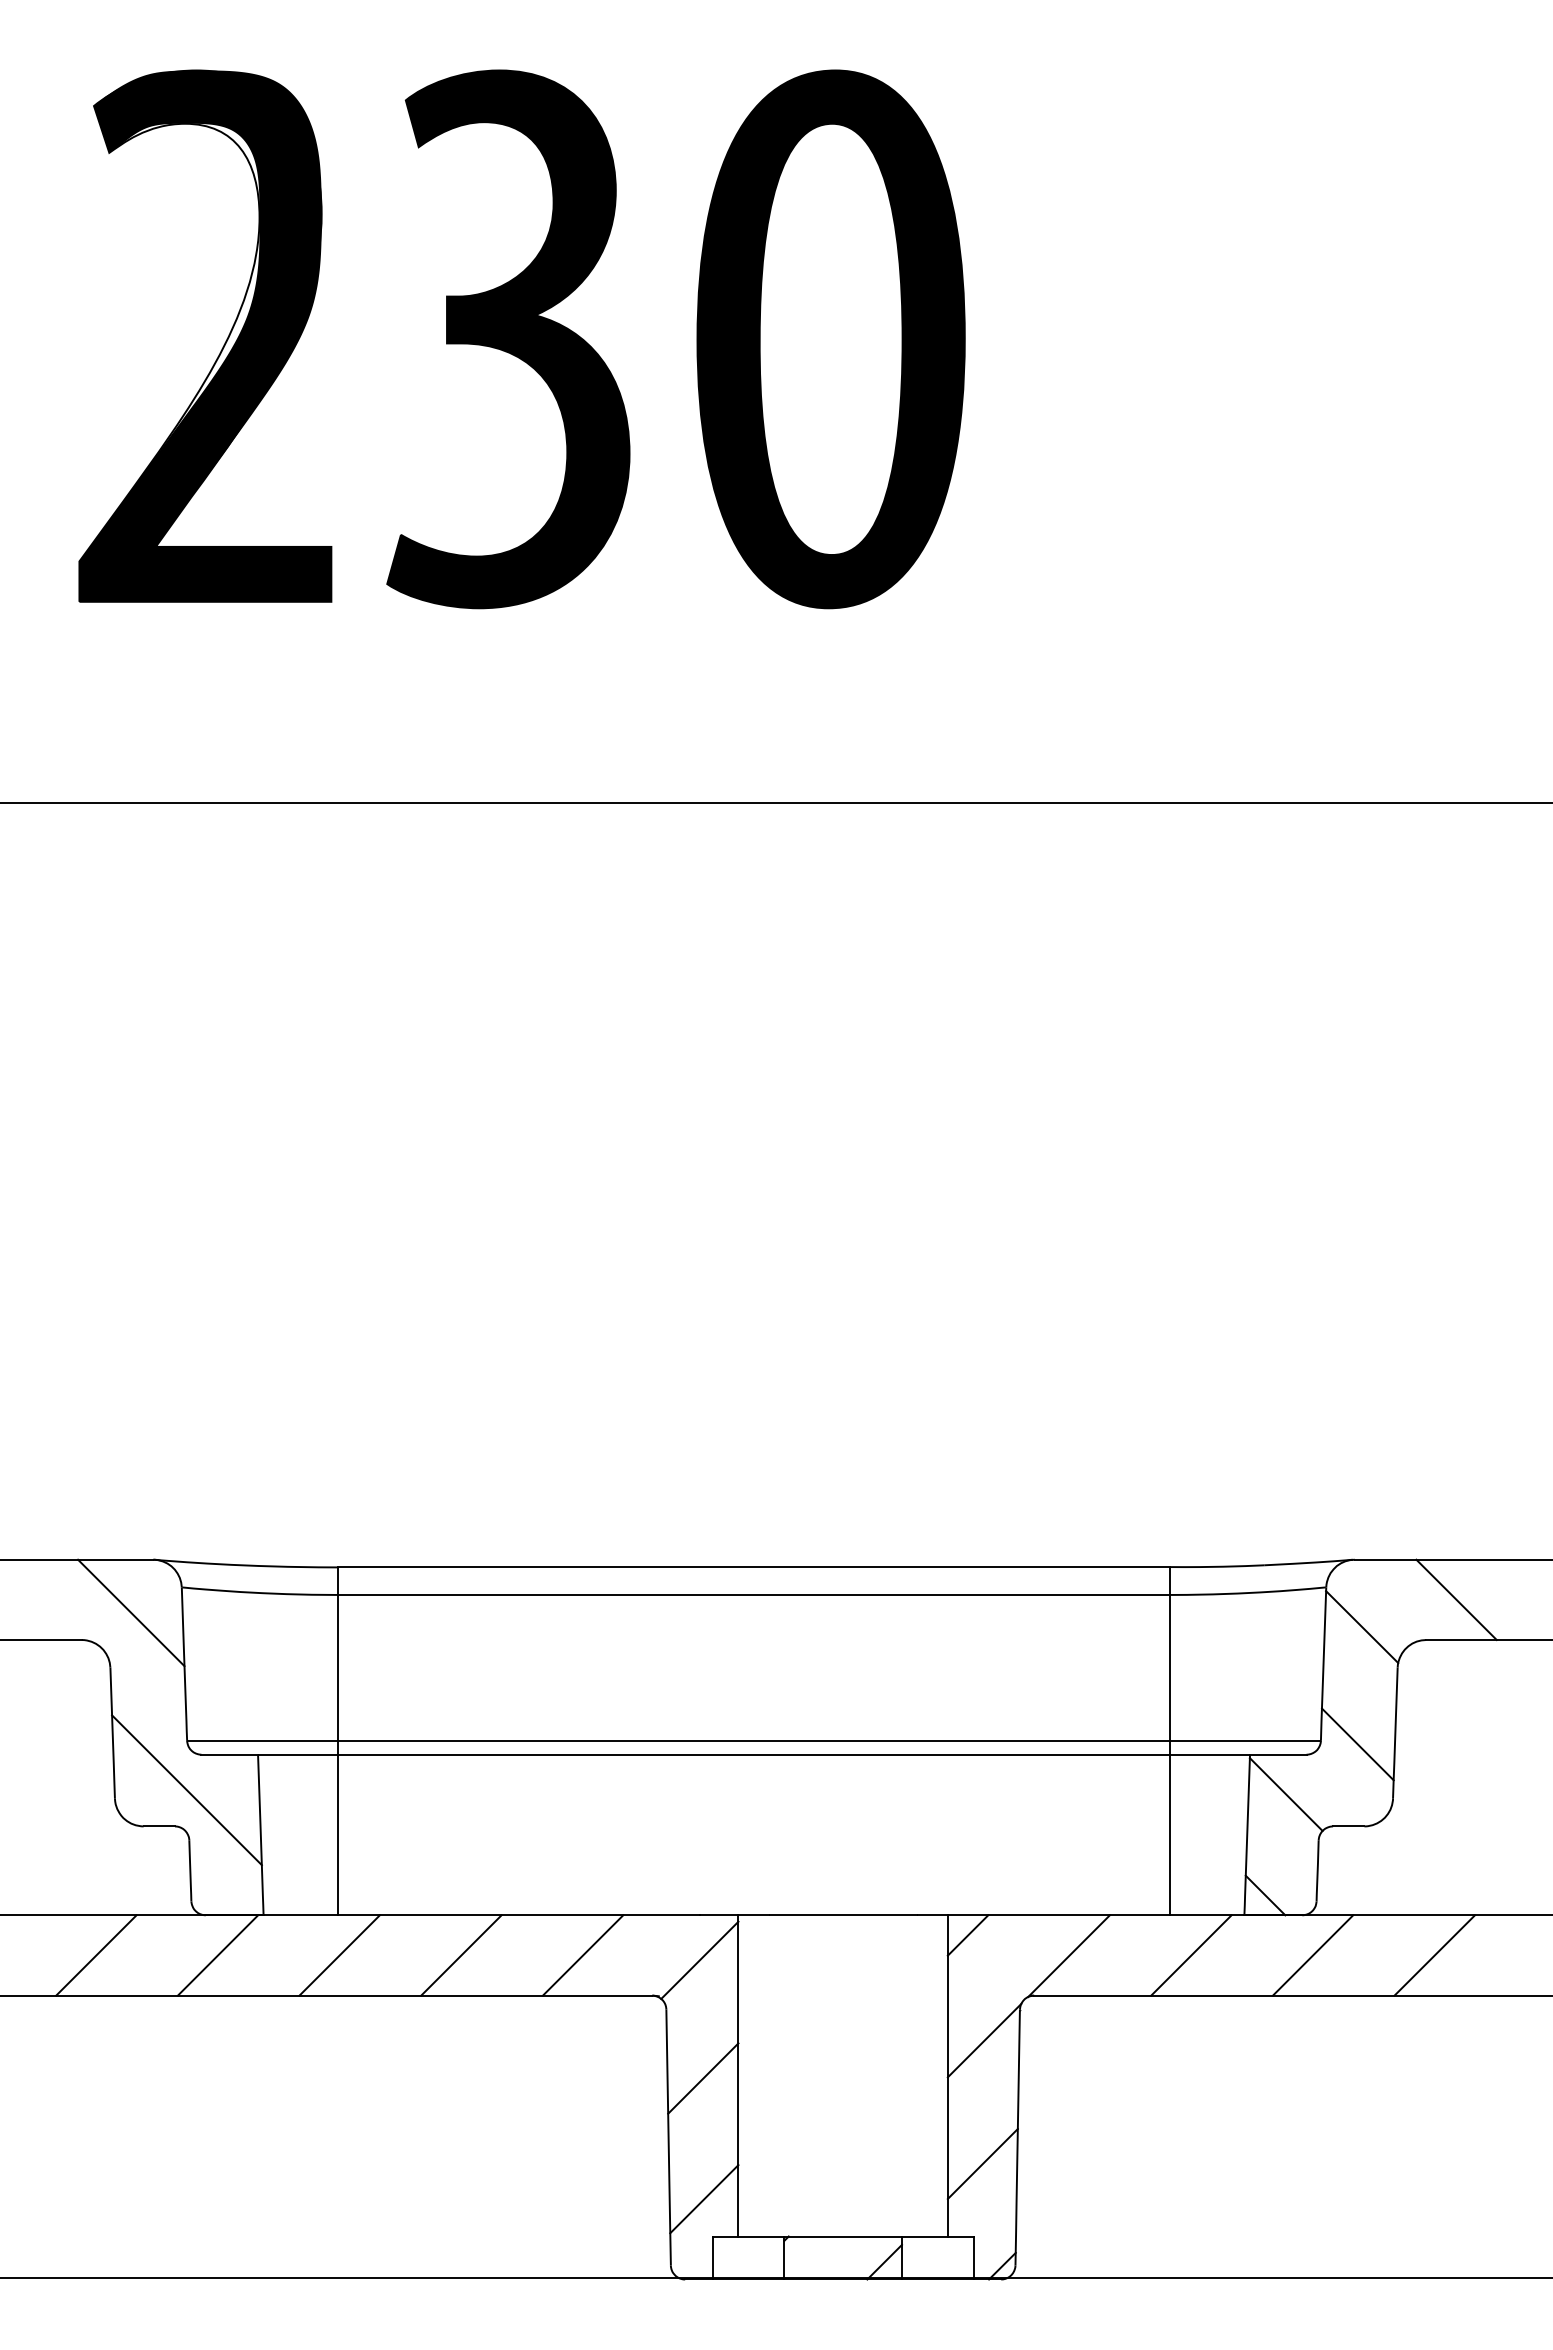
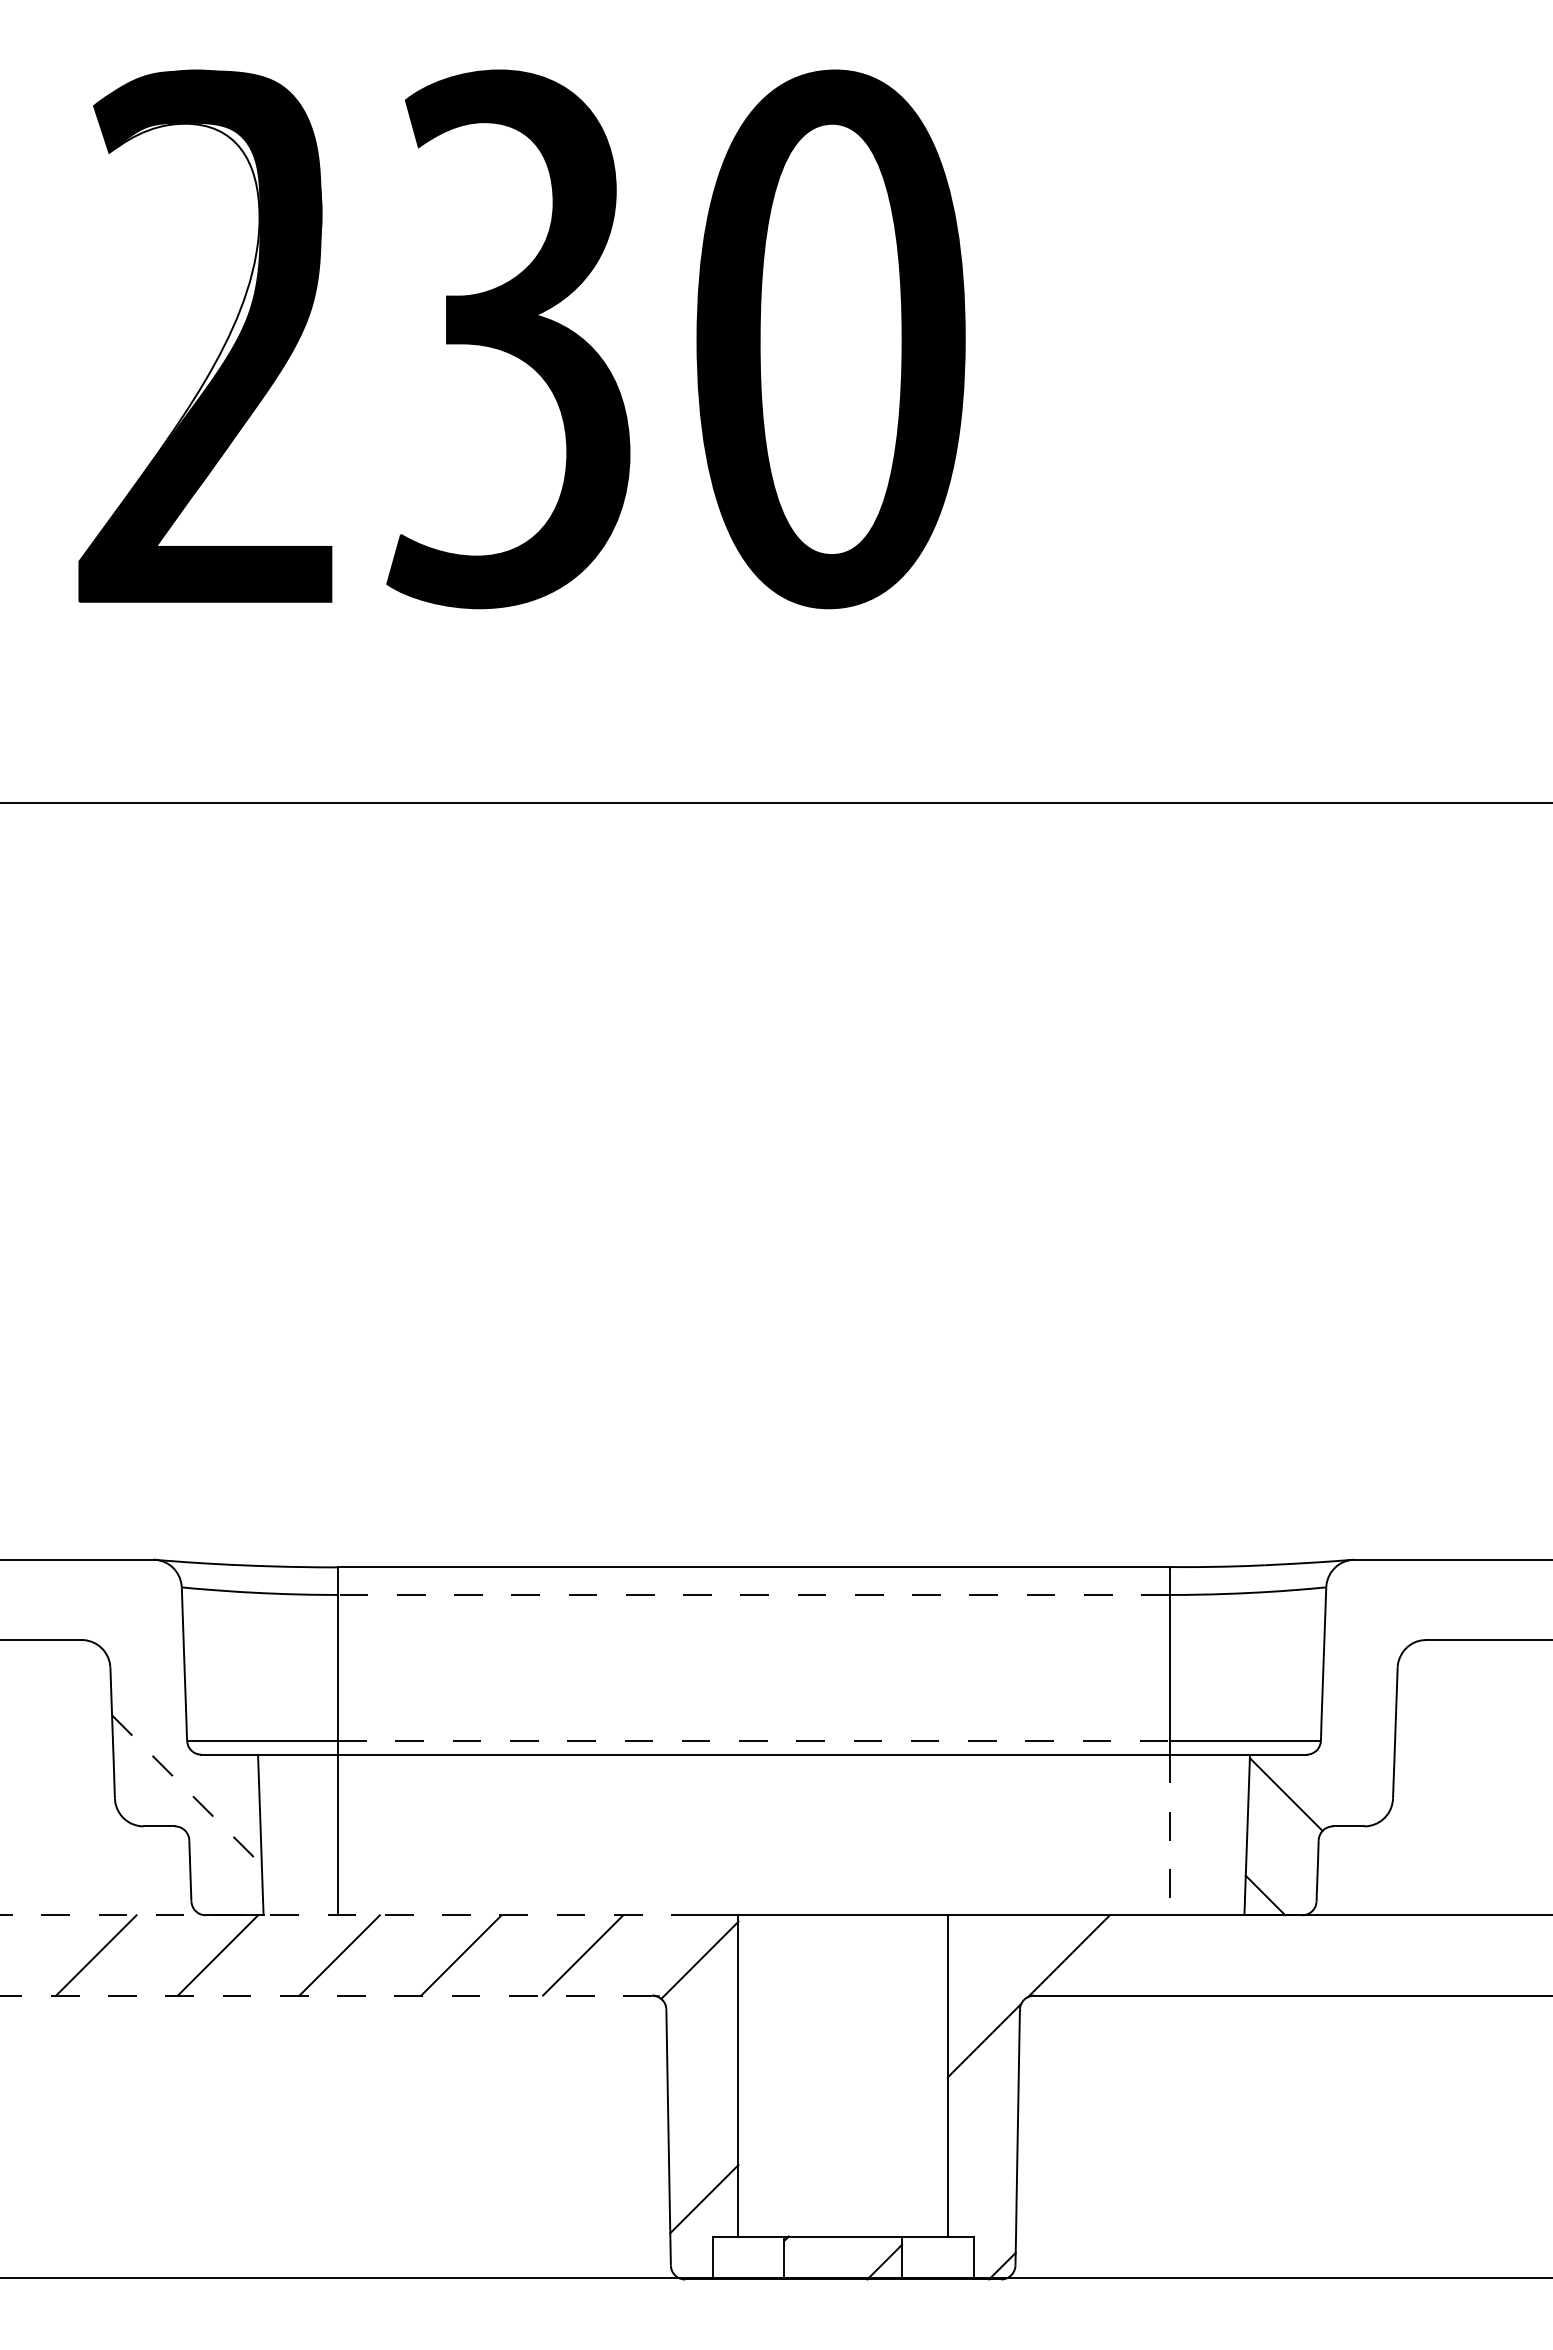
line: solid -> dashed (754, 1594)
line: present -> none (1456, 1599)
line: present -> none (131, 1612)
line: present -> none (1362, 1627)
line: solid -> dashed (754, 1740)
line: present -> none (1357, 1744)
line: solid -> dashed (186, 1790)
line: solid -> dashed (1169, 1835)
line: solid -> dashed (349, 1915)
line: present -> none (967, 1935)
line: present -> none (1191, 1955)
line: present -> none (1312, 1955)
line: present -> none (1434, 1955)
line: solid -> dashed (326, 1995)
line: present -> none (703, 2078)
line: present -> none (982, 2164)
